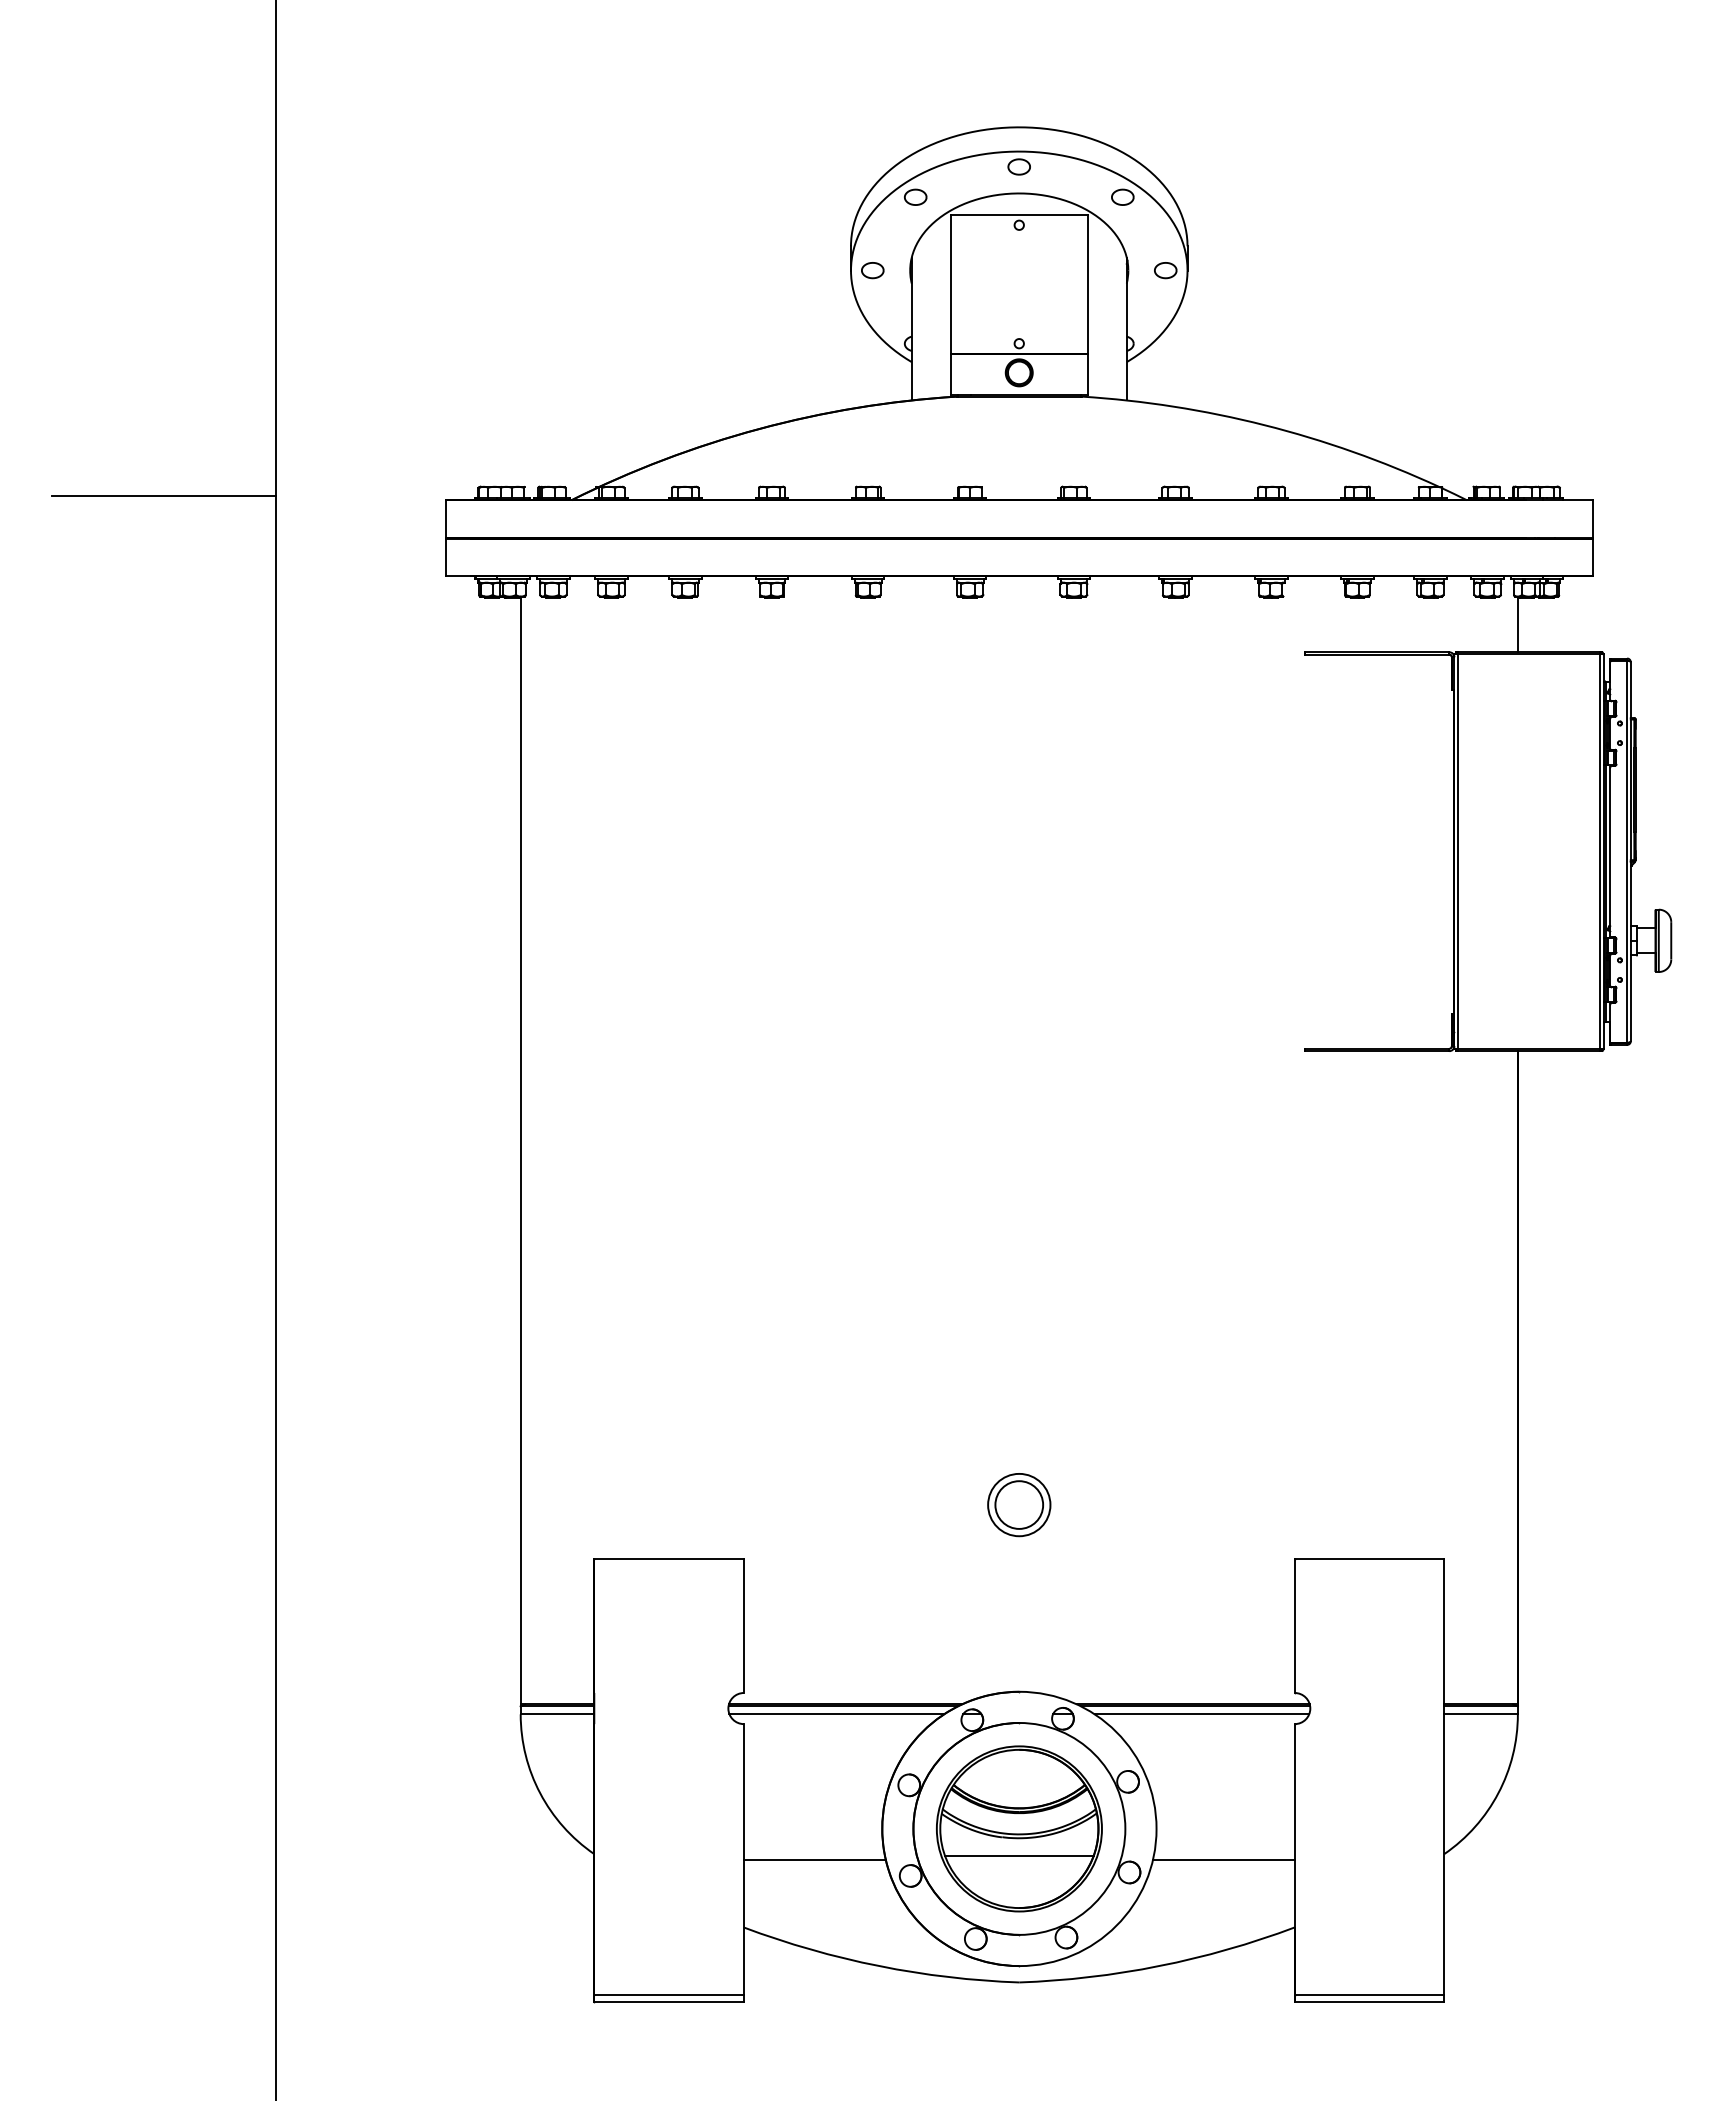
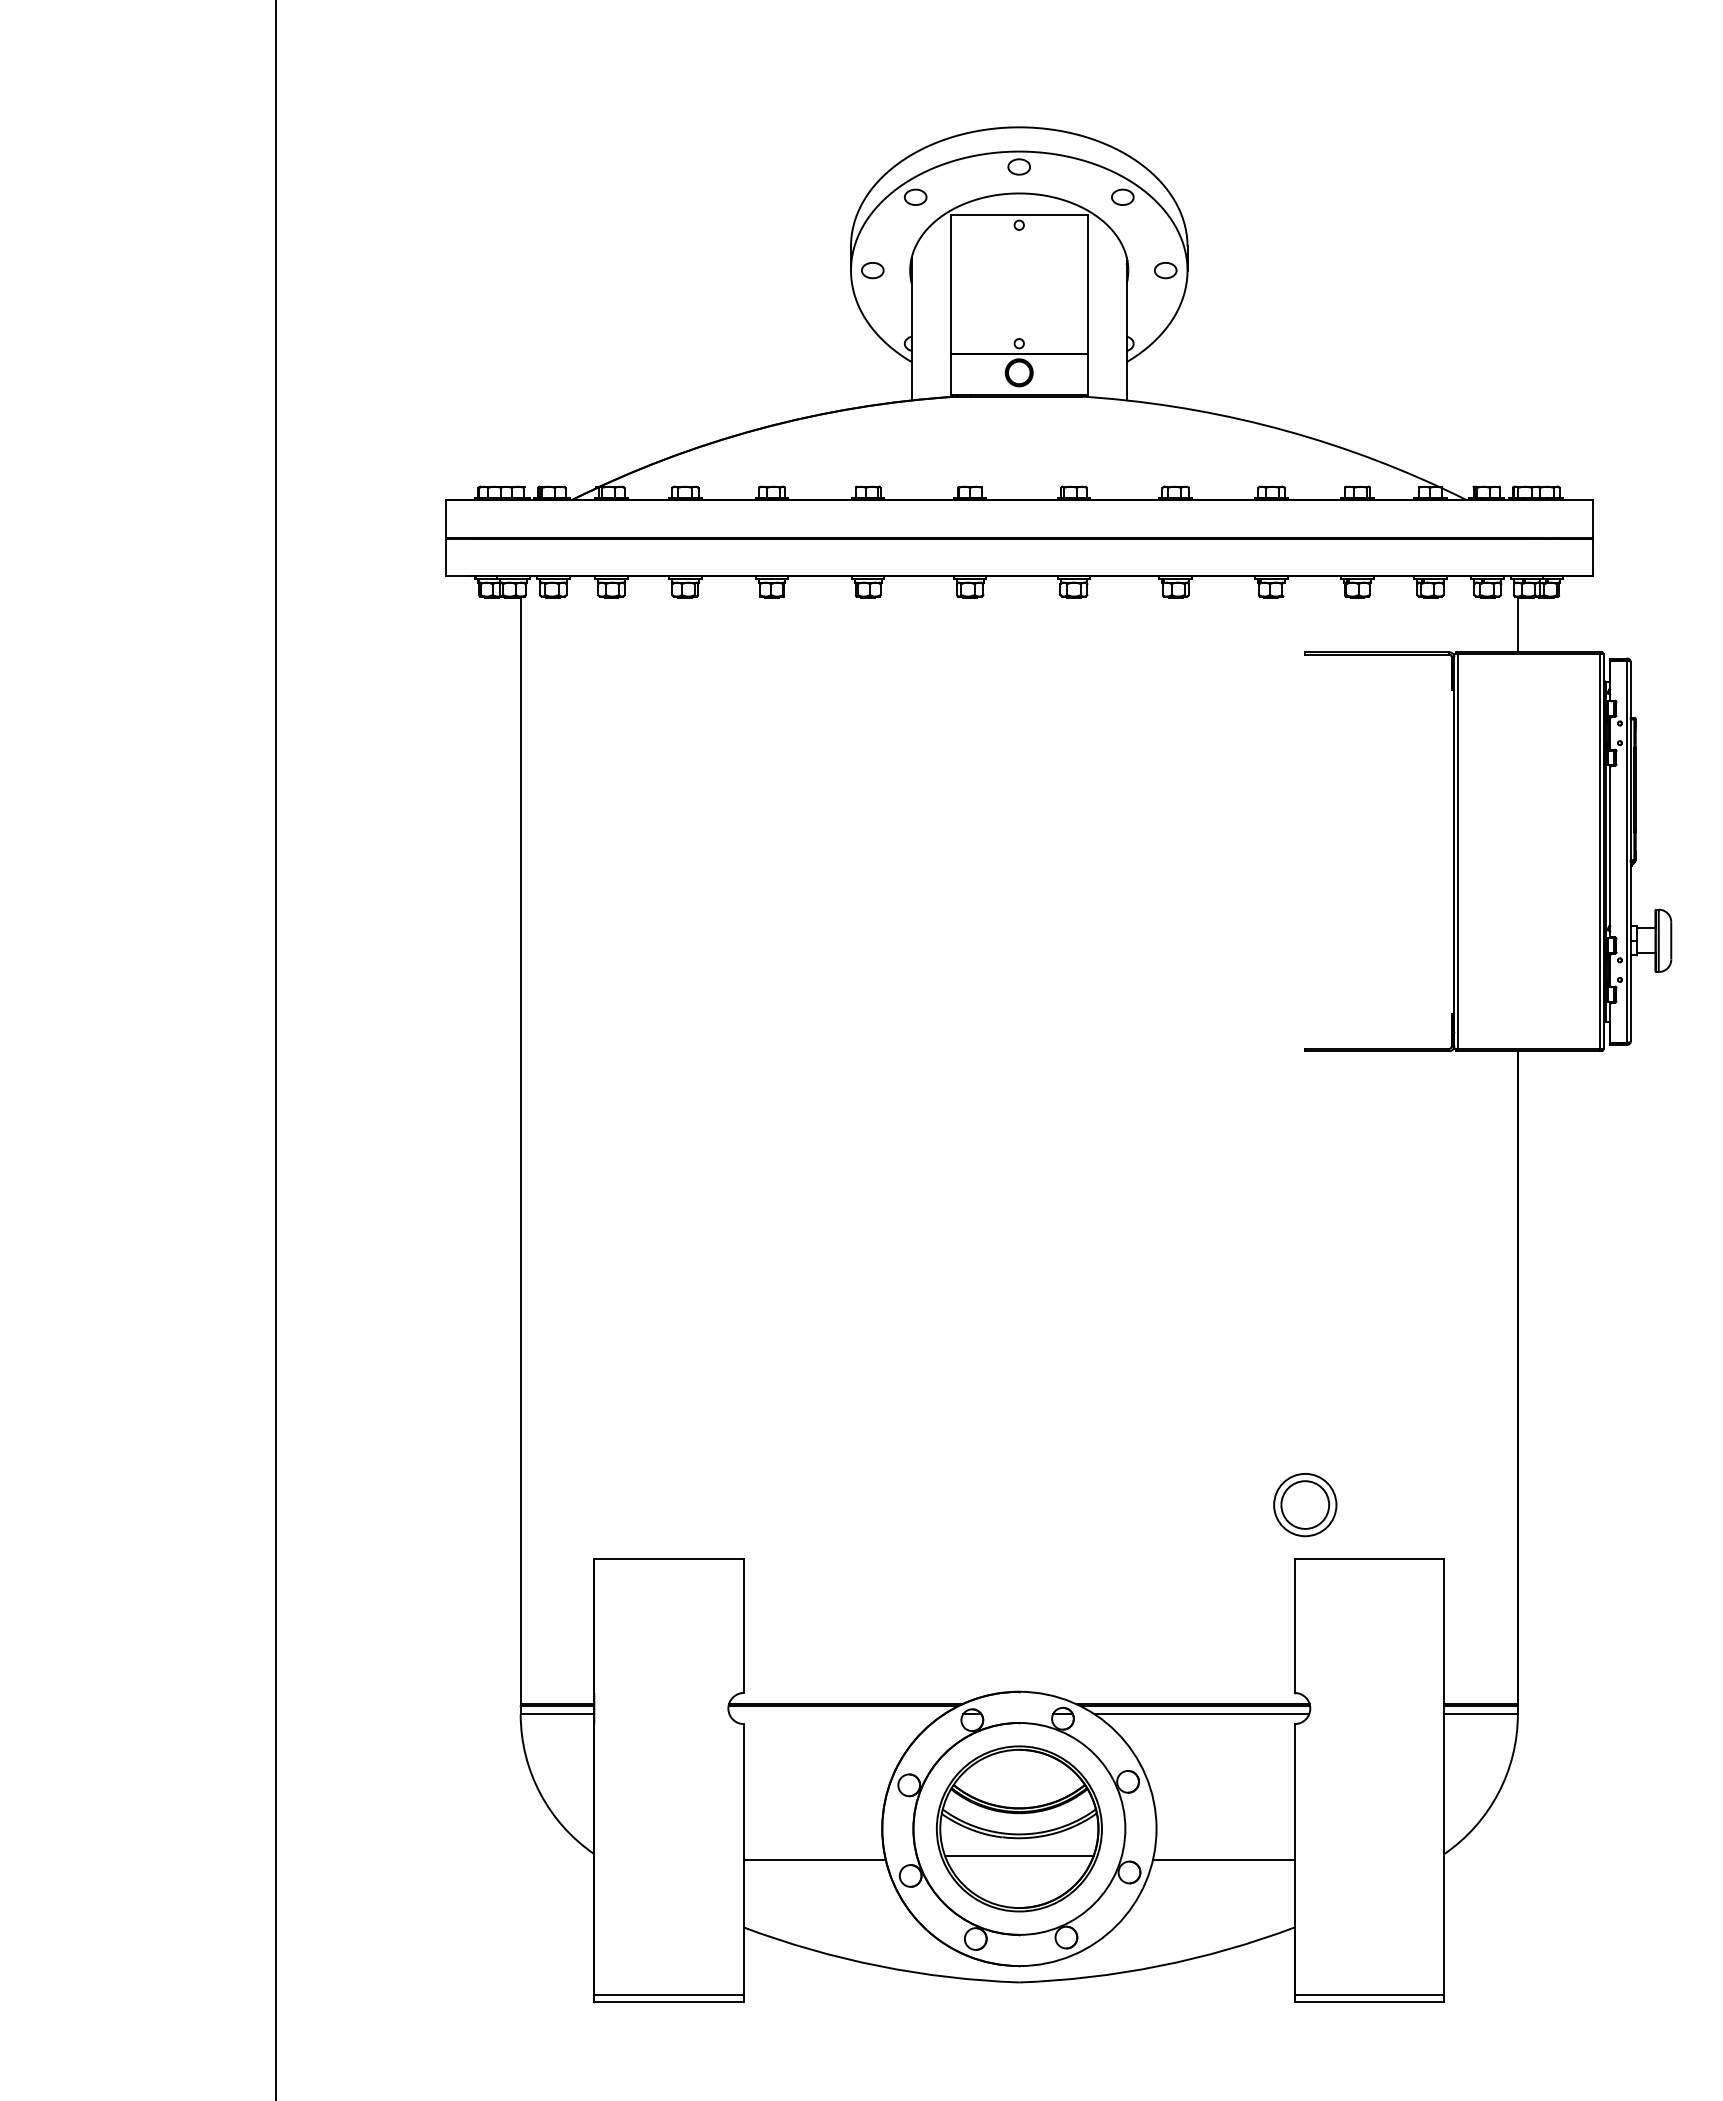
line: present -> none (163, 496)
part position: (1019, 1505) -> (1305, 1505) (1305, 1505)
line: present -> none (836, 1714)
